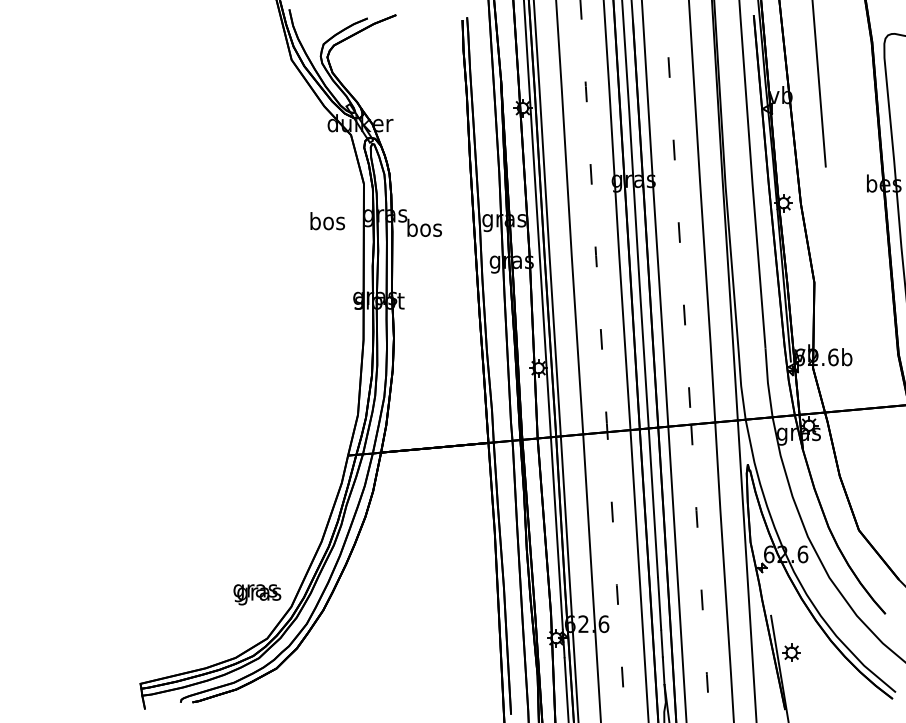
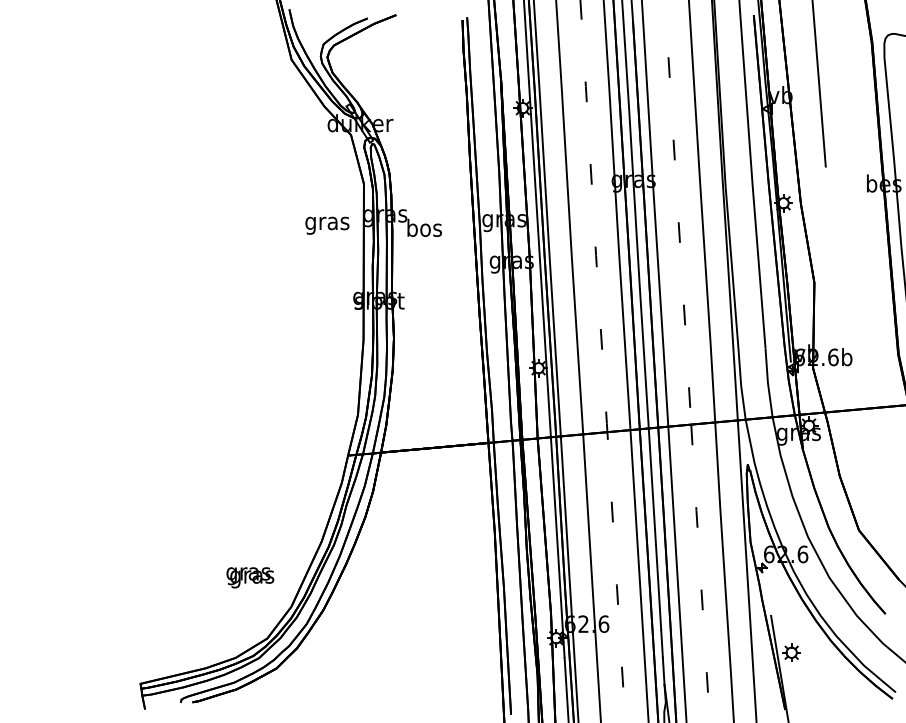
text: bos -> gras (327, 223)
text position: (257, 594) -> (250, 577) (250, 577)
